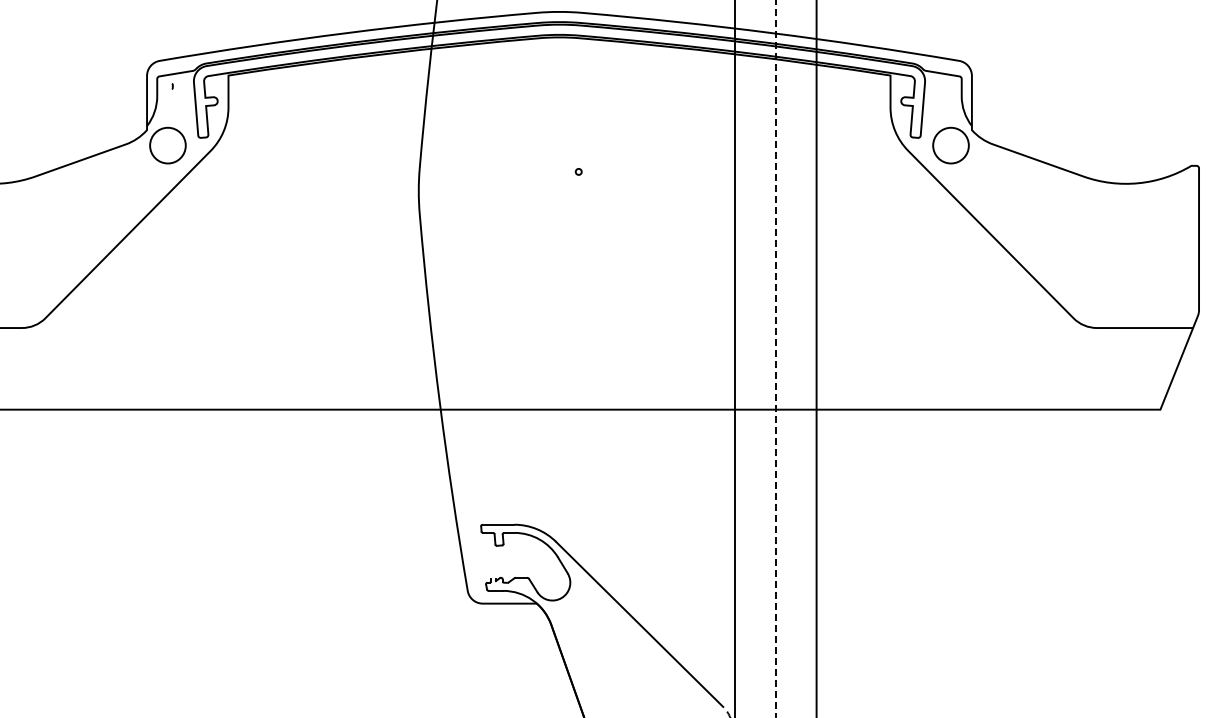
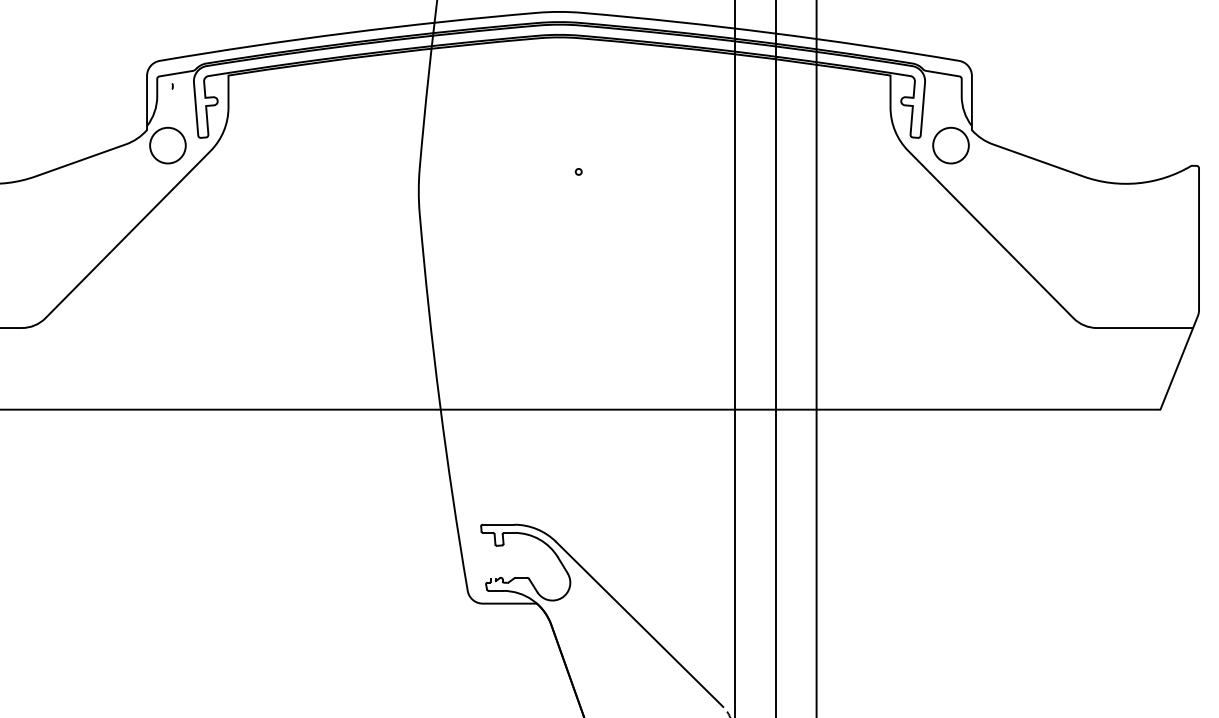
line: dashed -> solid (775, 358)
